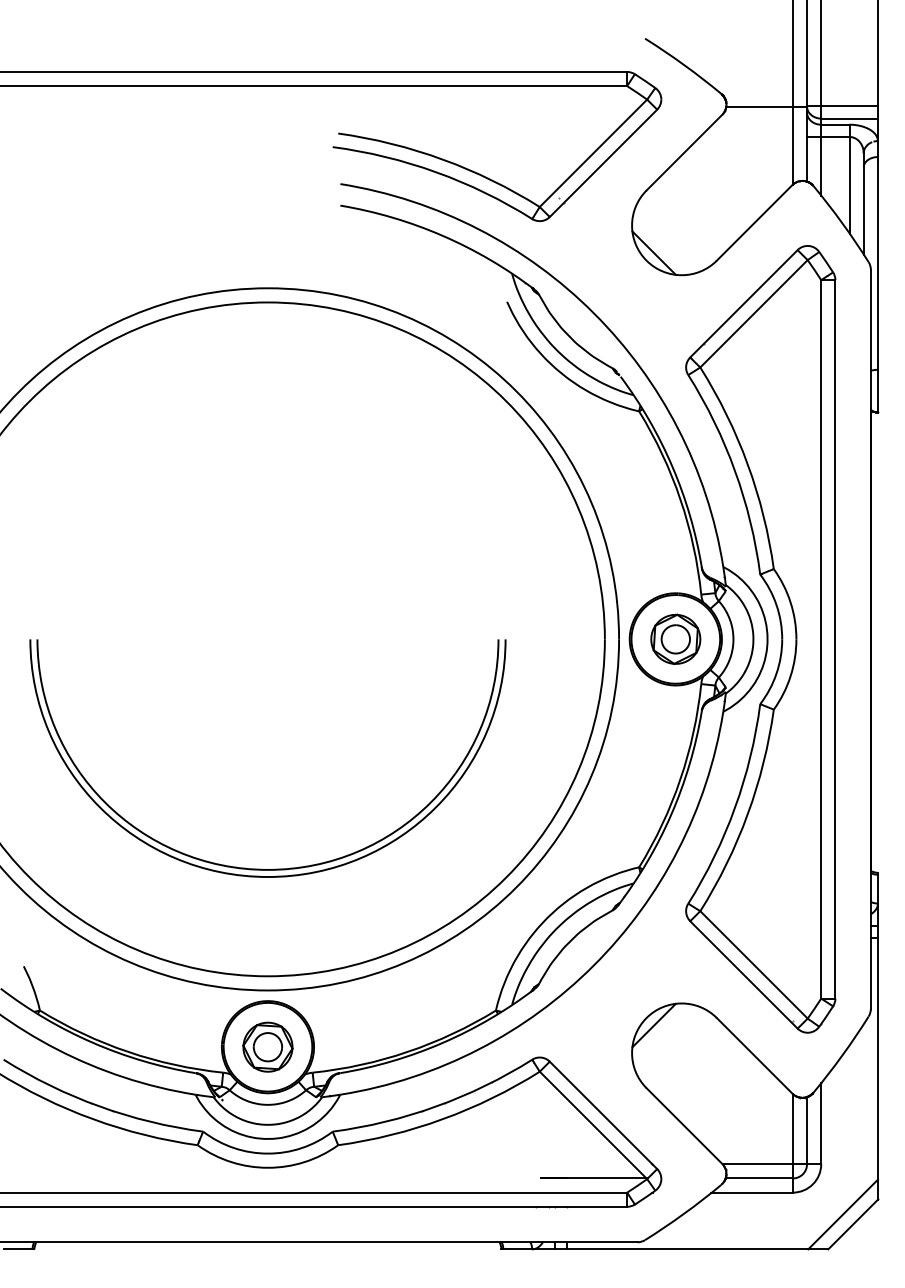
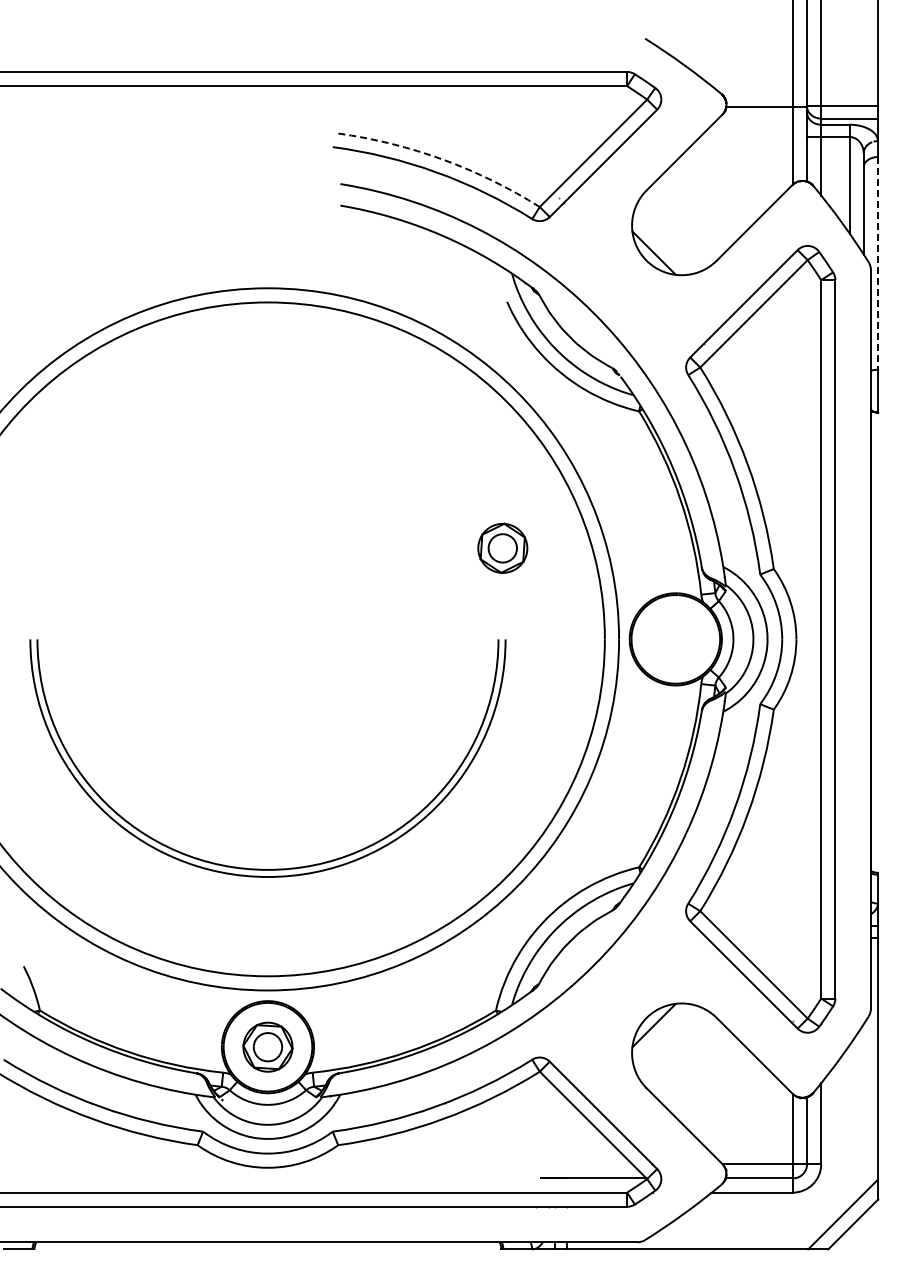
arc: solid -> dashed (442, 159)
line: solid -> dashed (877, 263)
part position: (675, 638) -> (502, 547) (502, 547)
